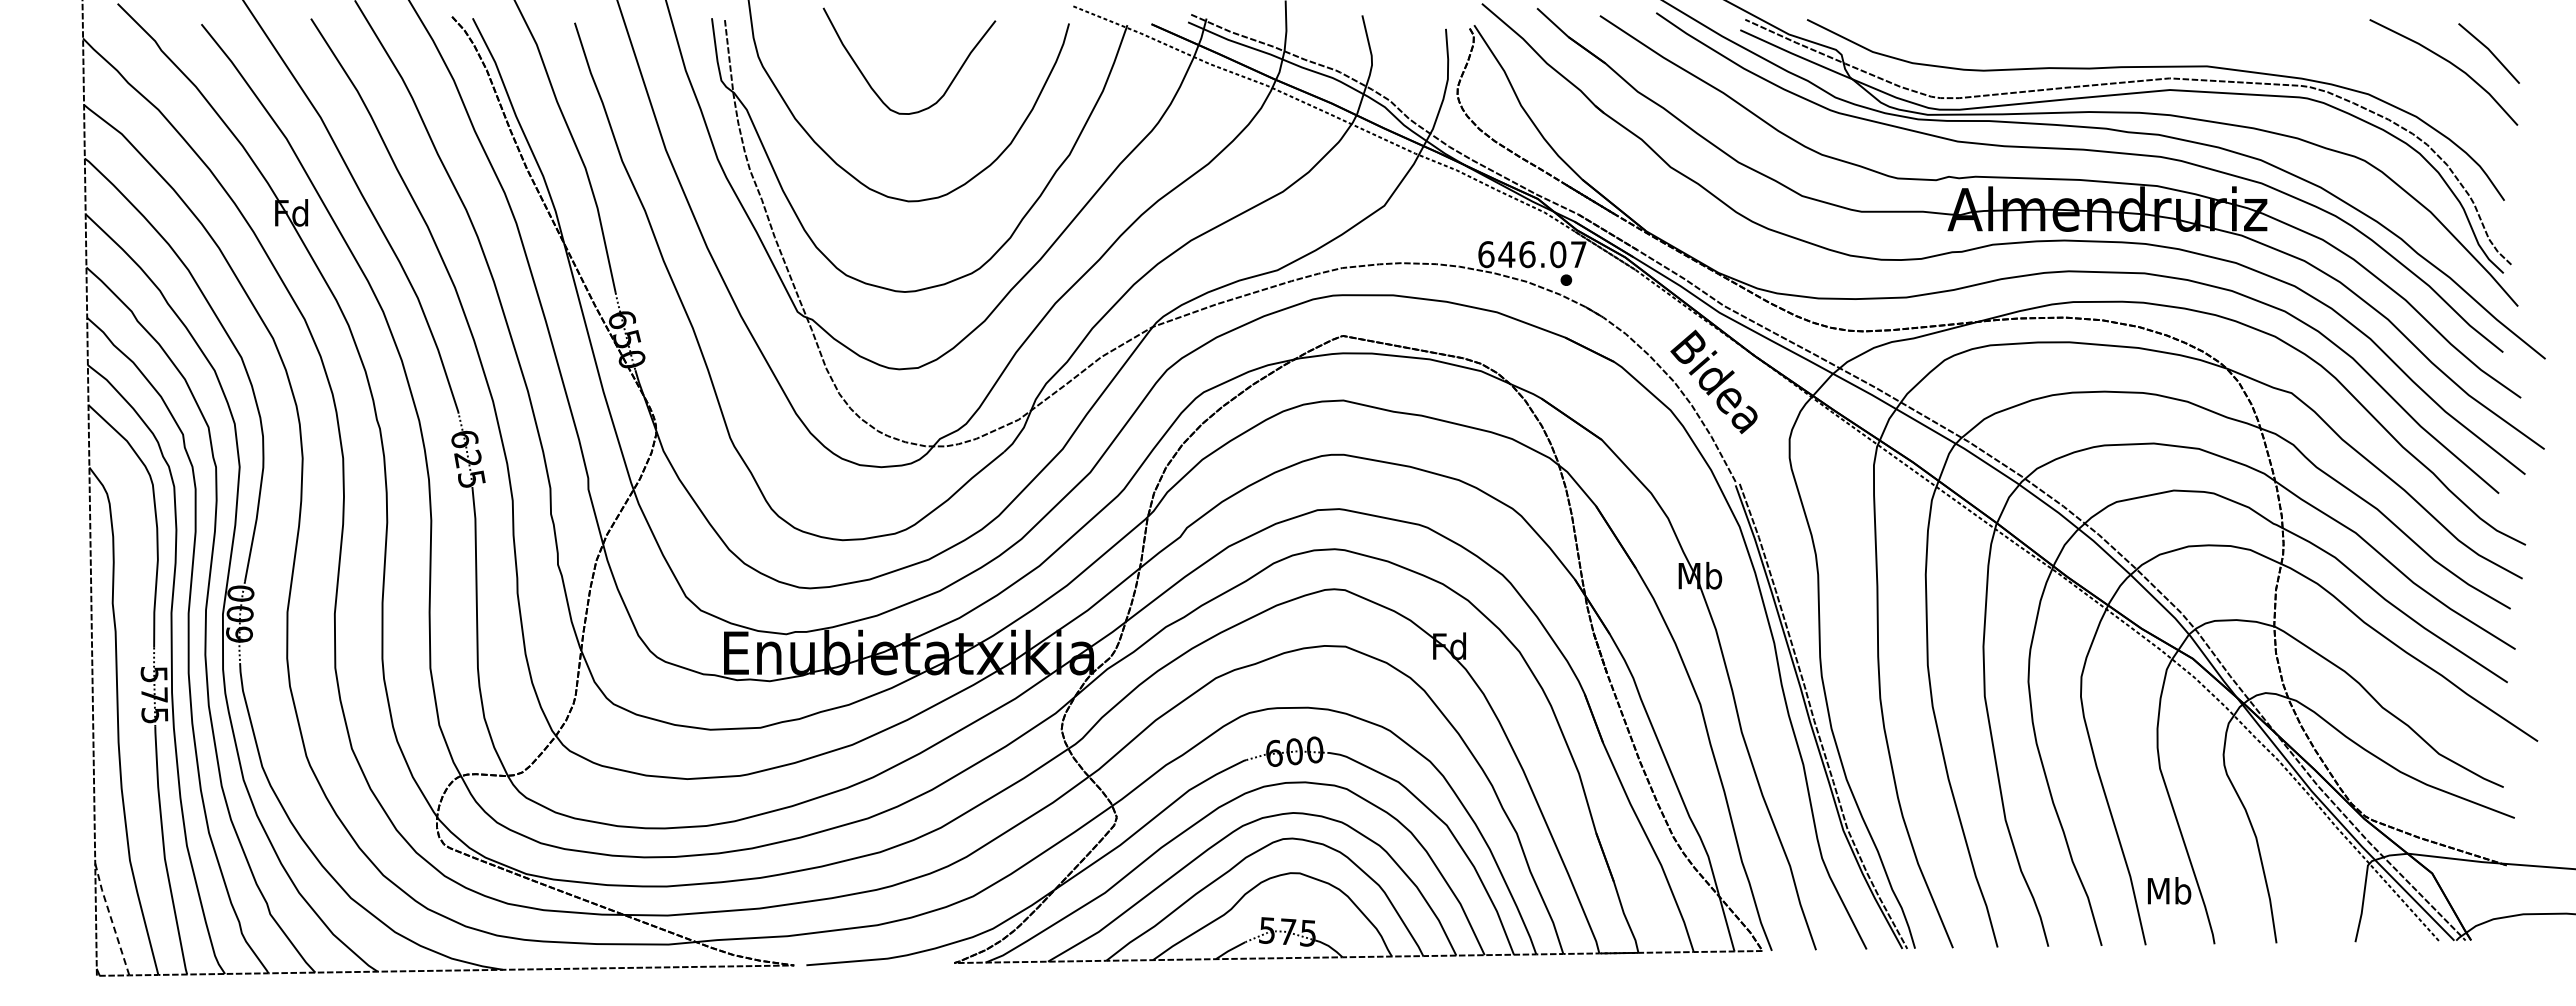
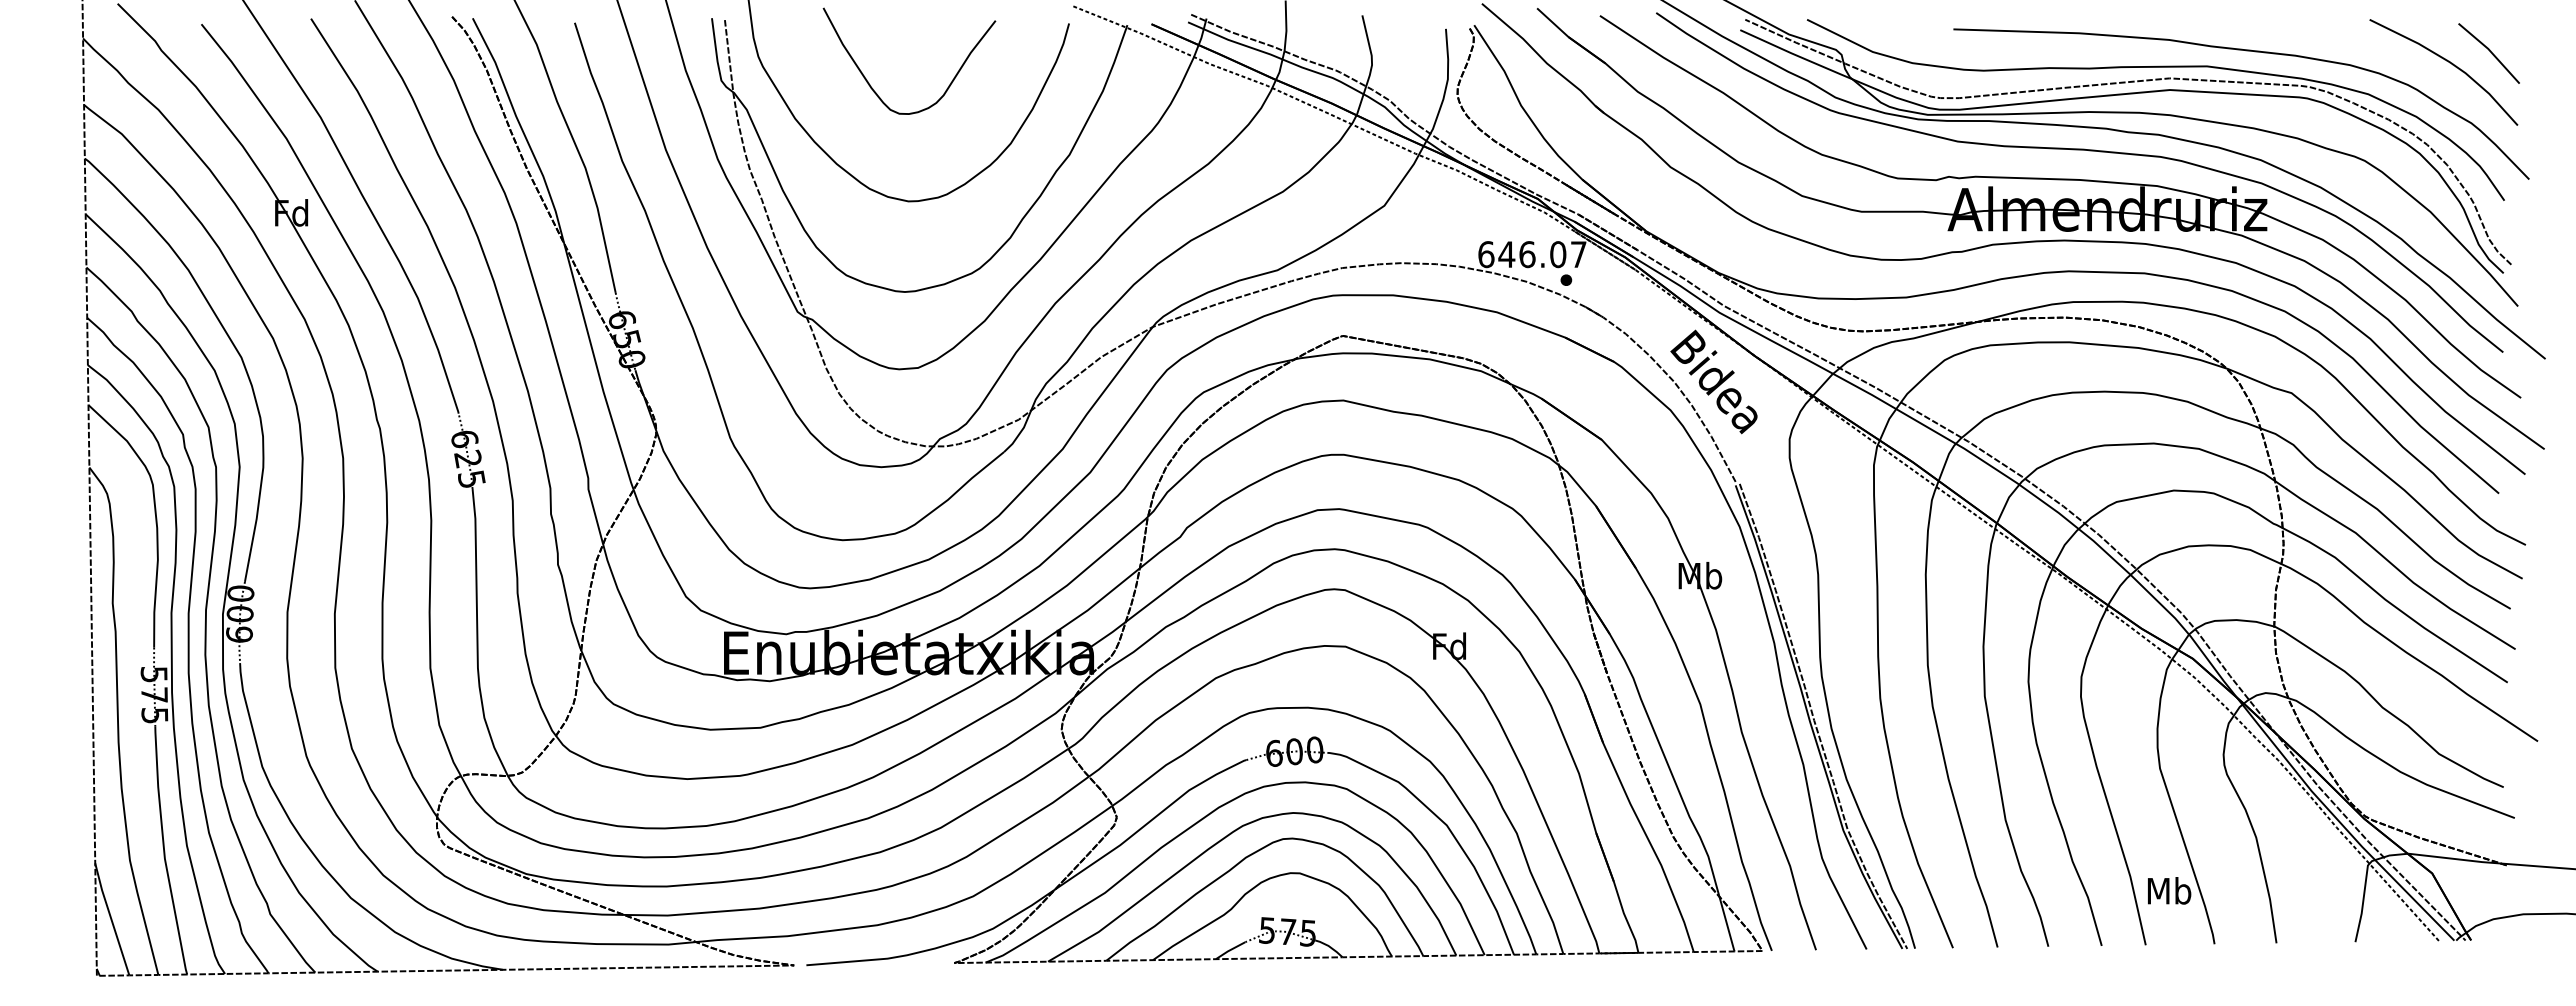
curve: none -> present (2245, 51)
line: dashed -> solid (111, 918)
